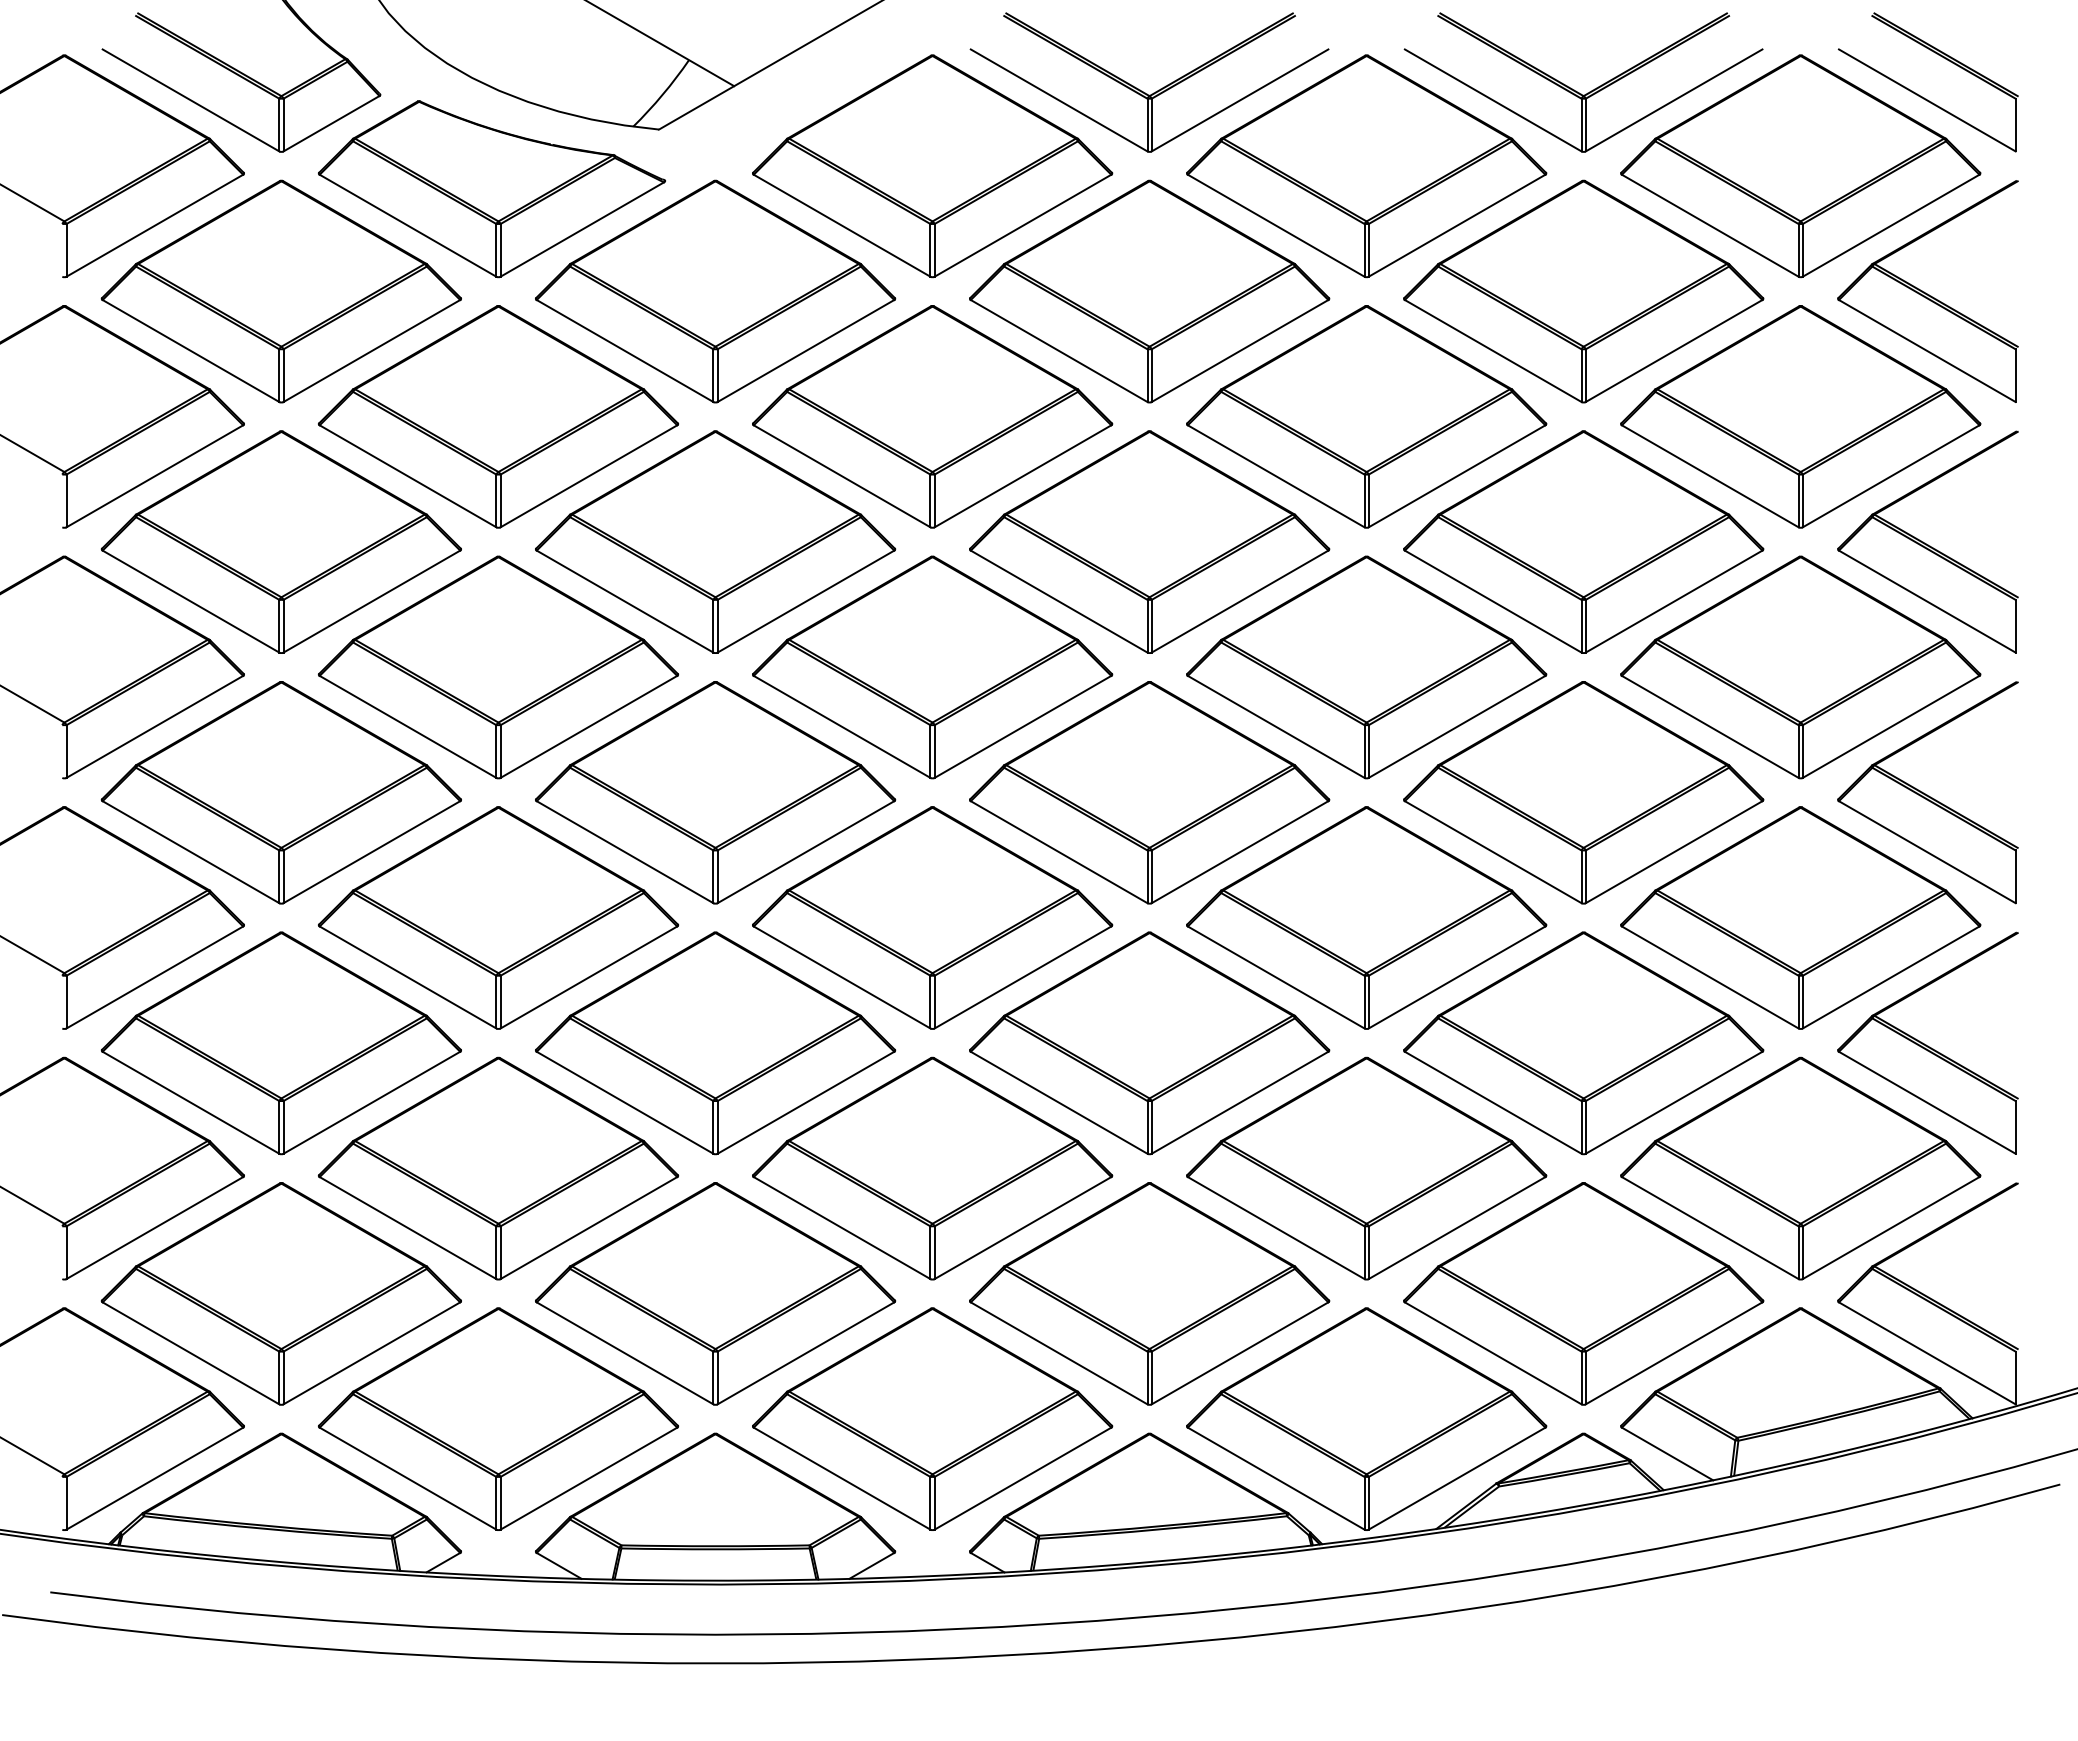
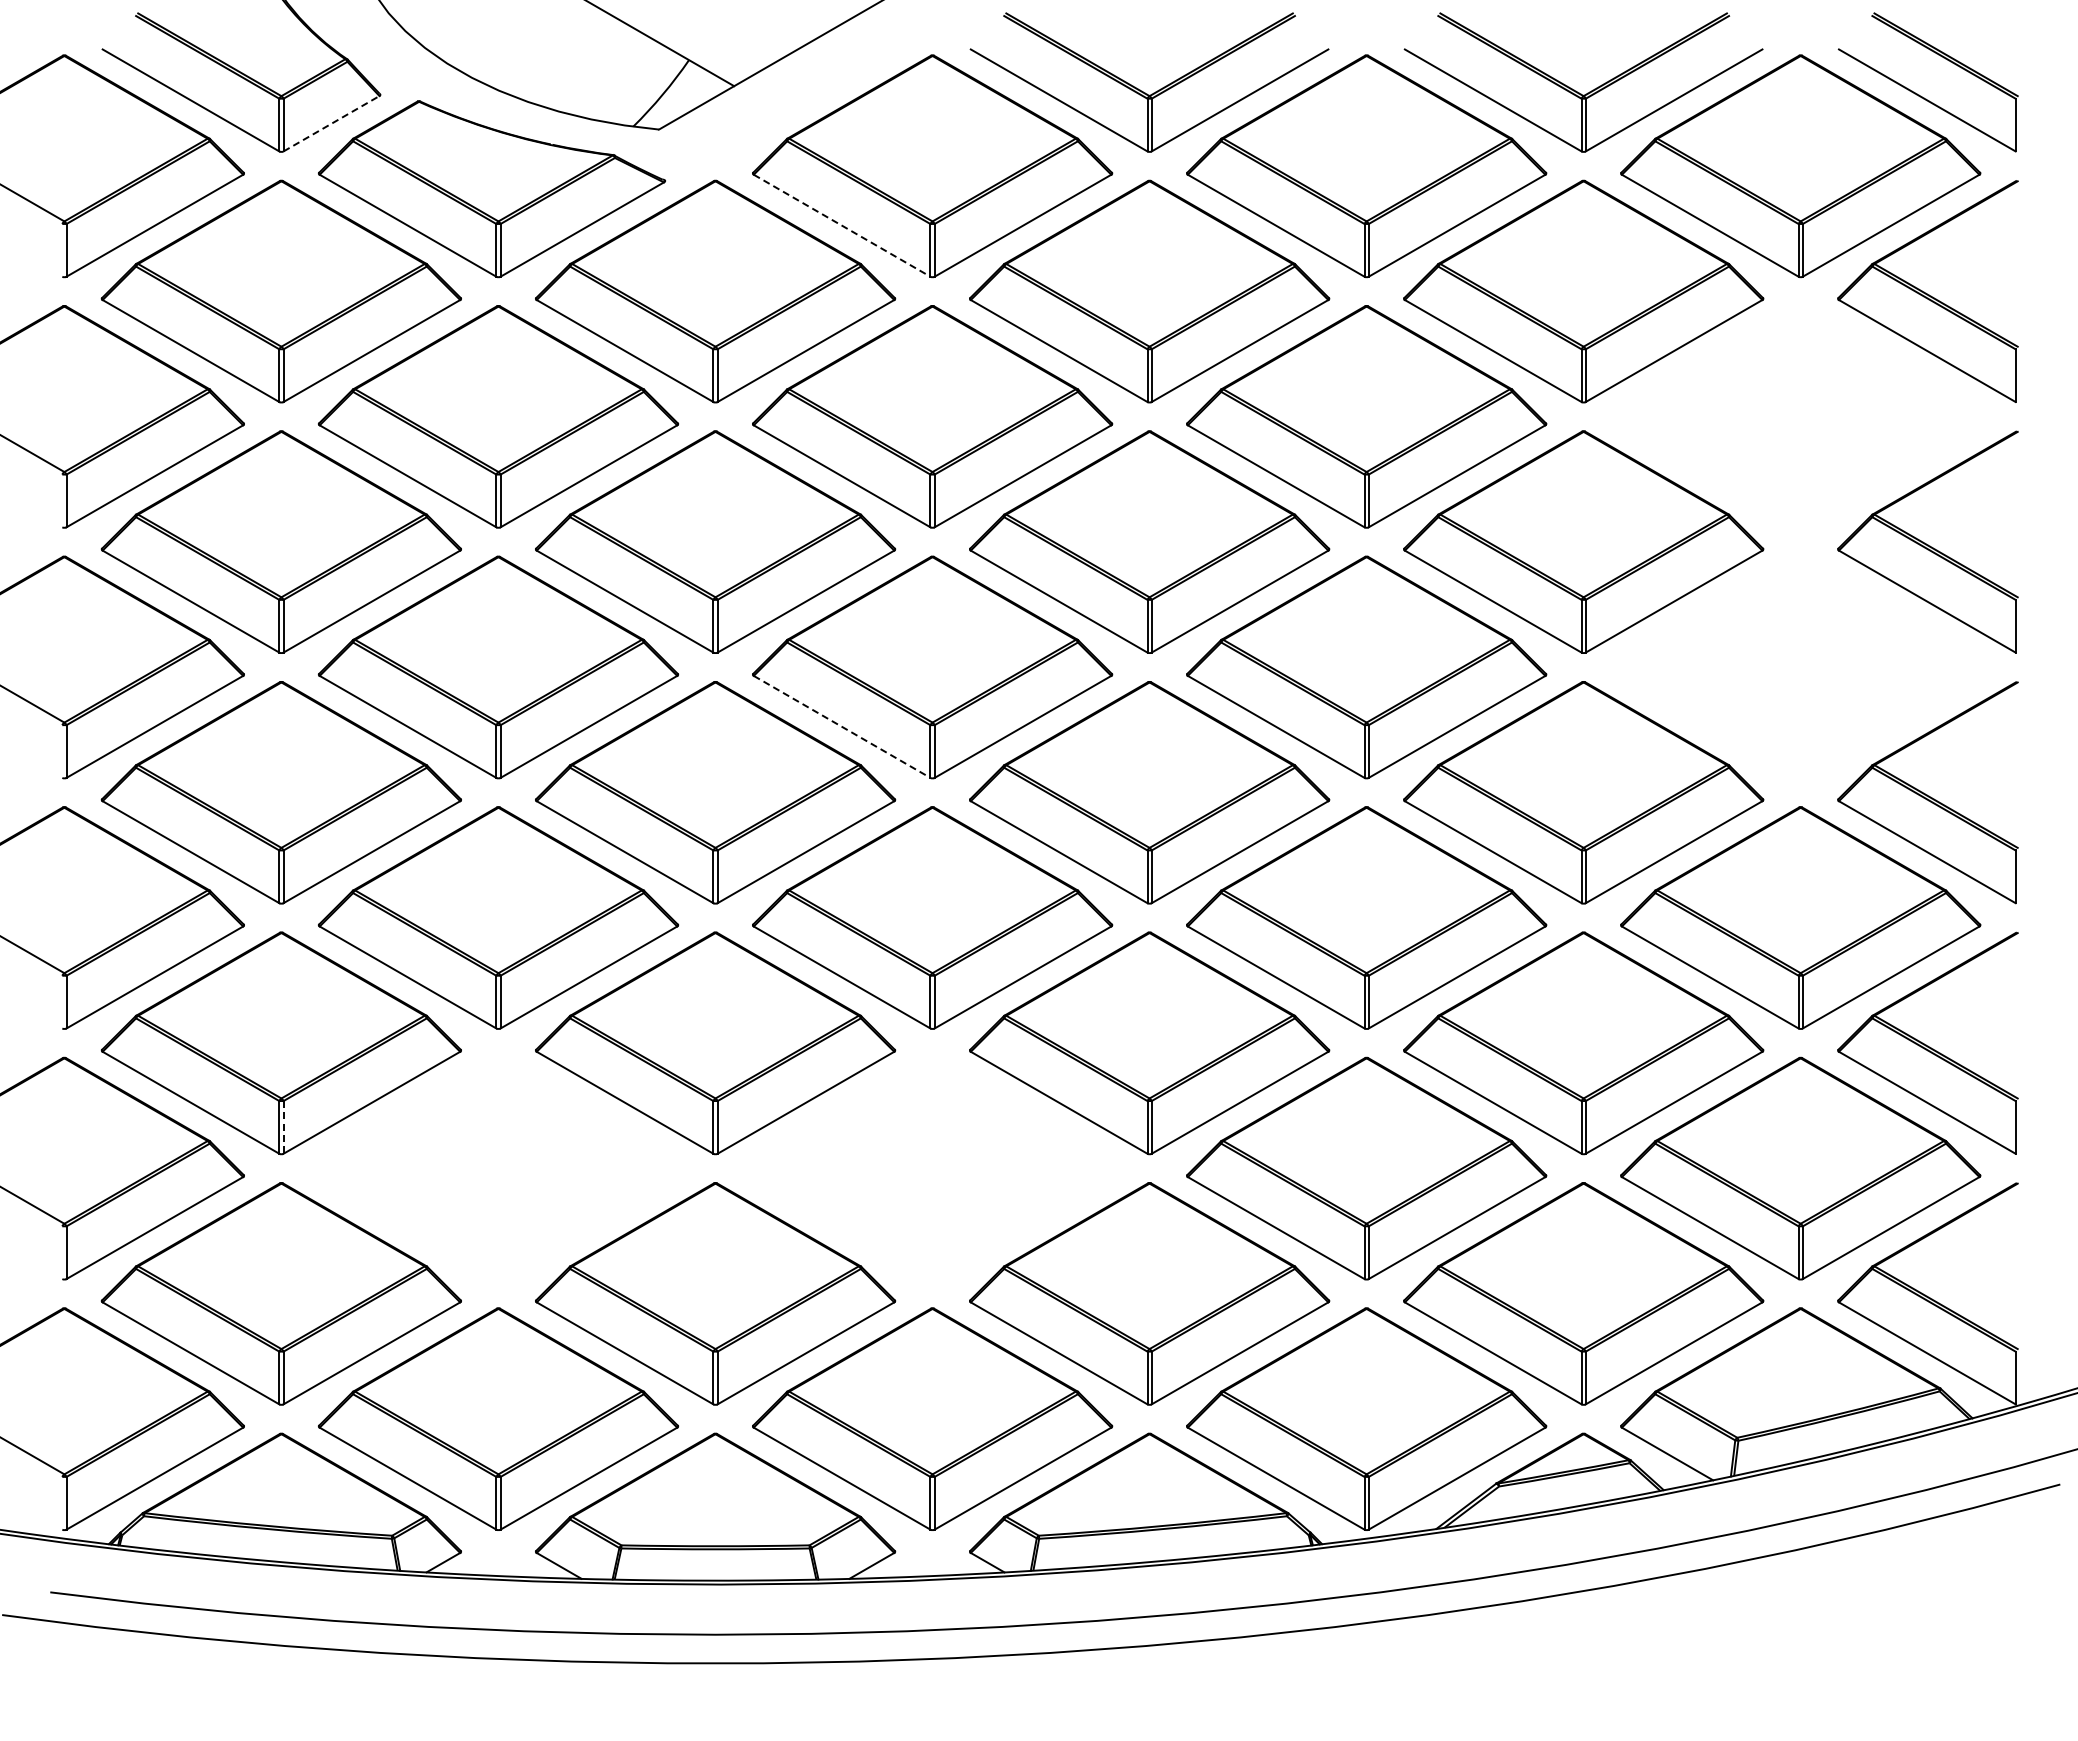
line: solid -> dashed (331, 123)
line: solid -> dashed (842, 225)
part: present -> none (1800, 416)
part: present -> none (1800, 667)
line: solid -> dashed (842, 727)
line: solid -> dashed (283, 1127)
part: present -> none (498, 1168)
part: present -> none (932, 1168)
